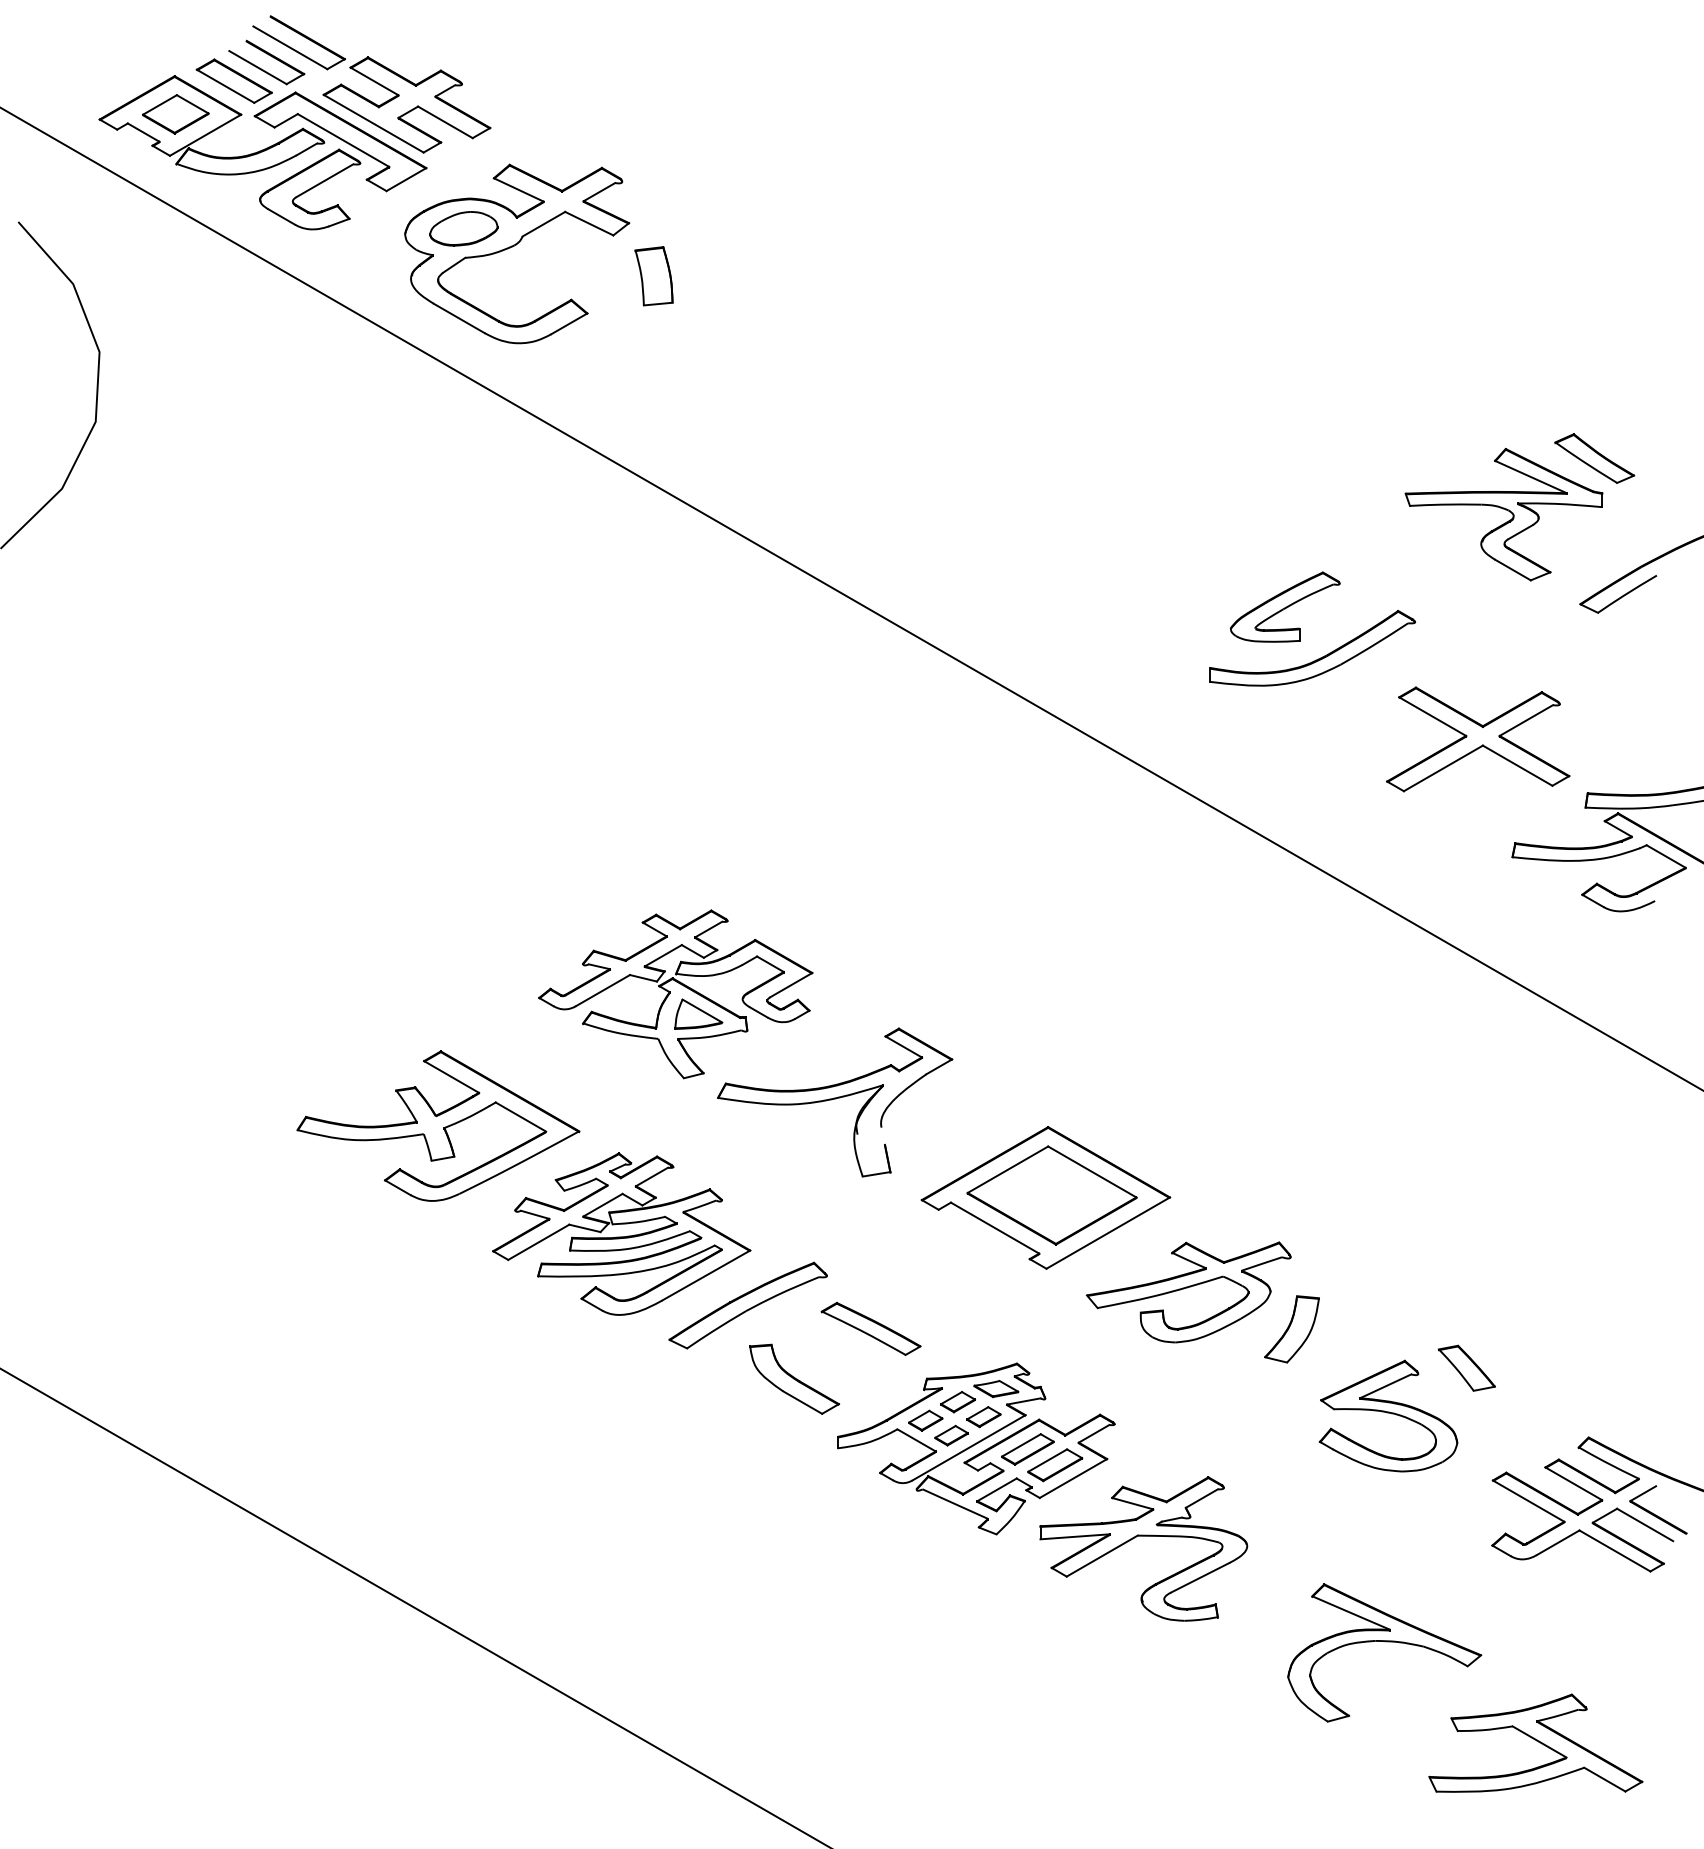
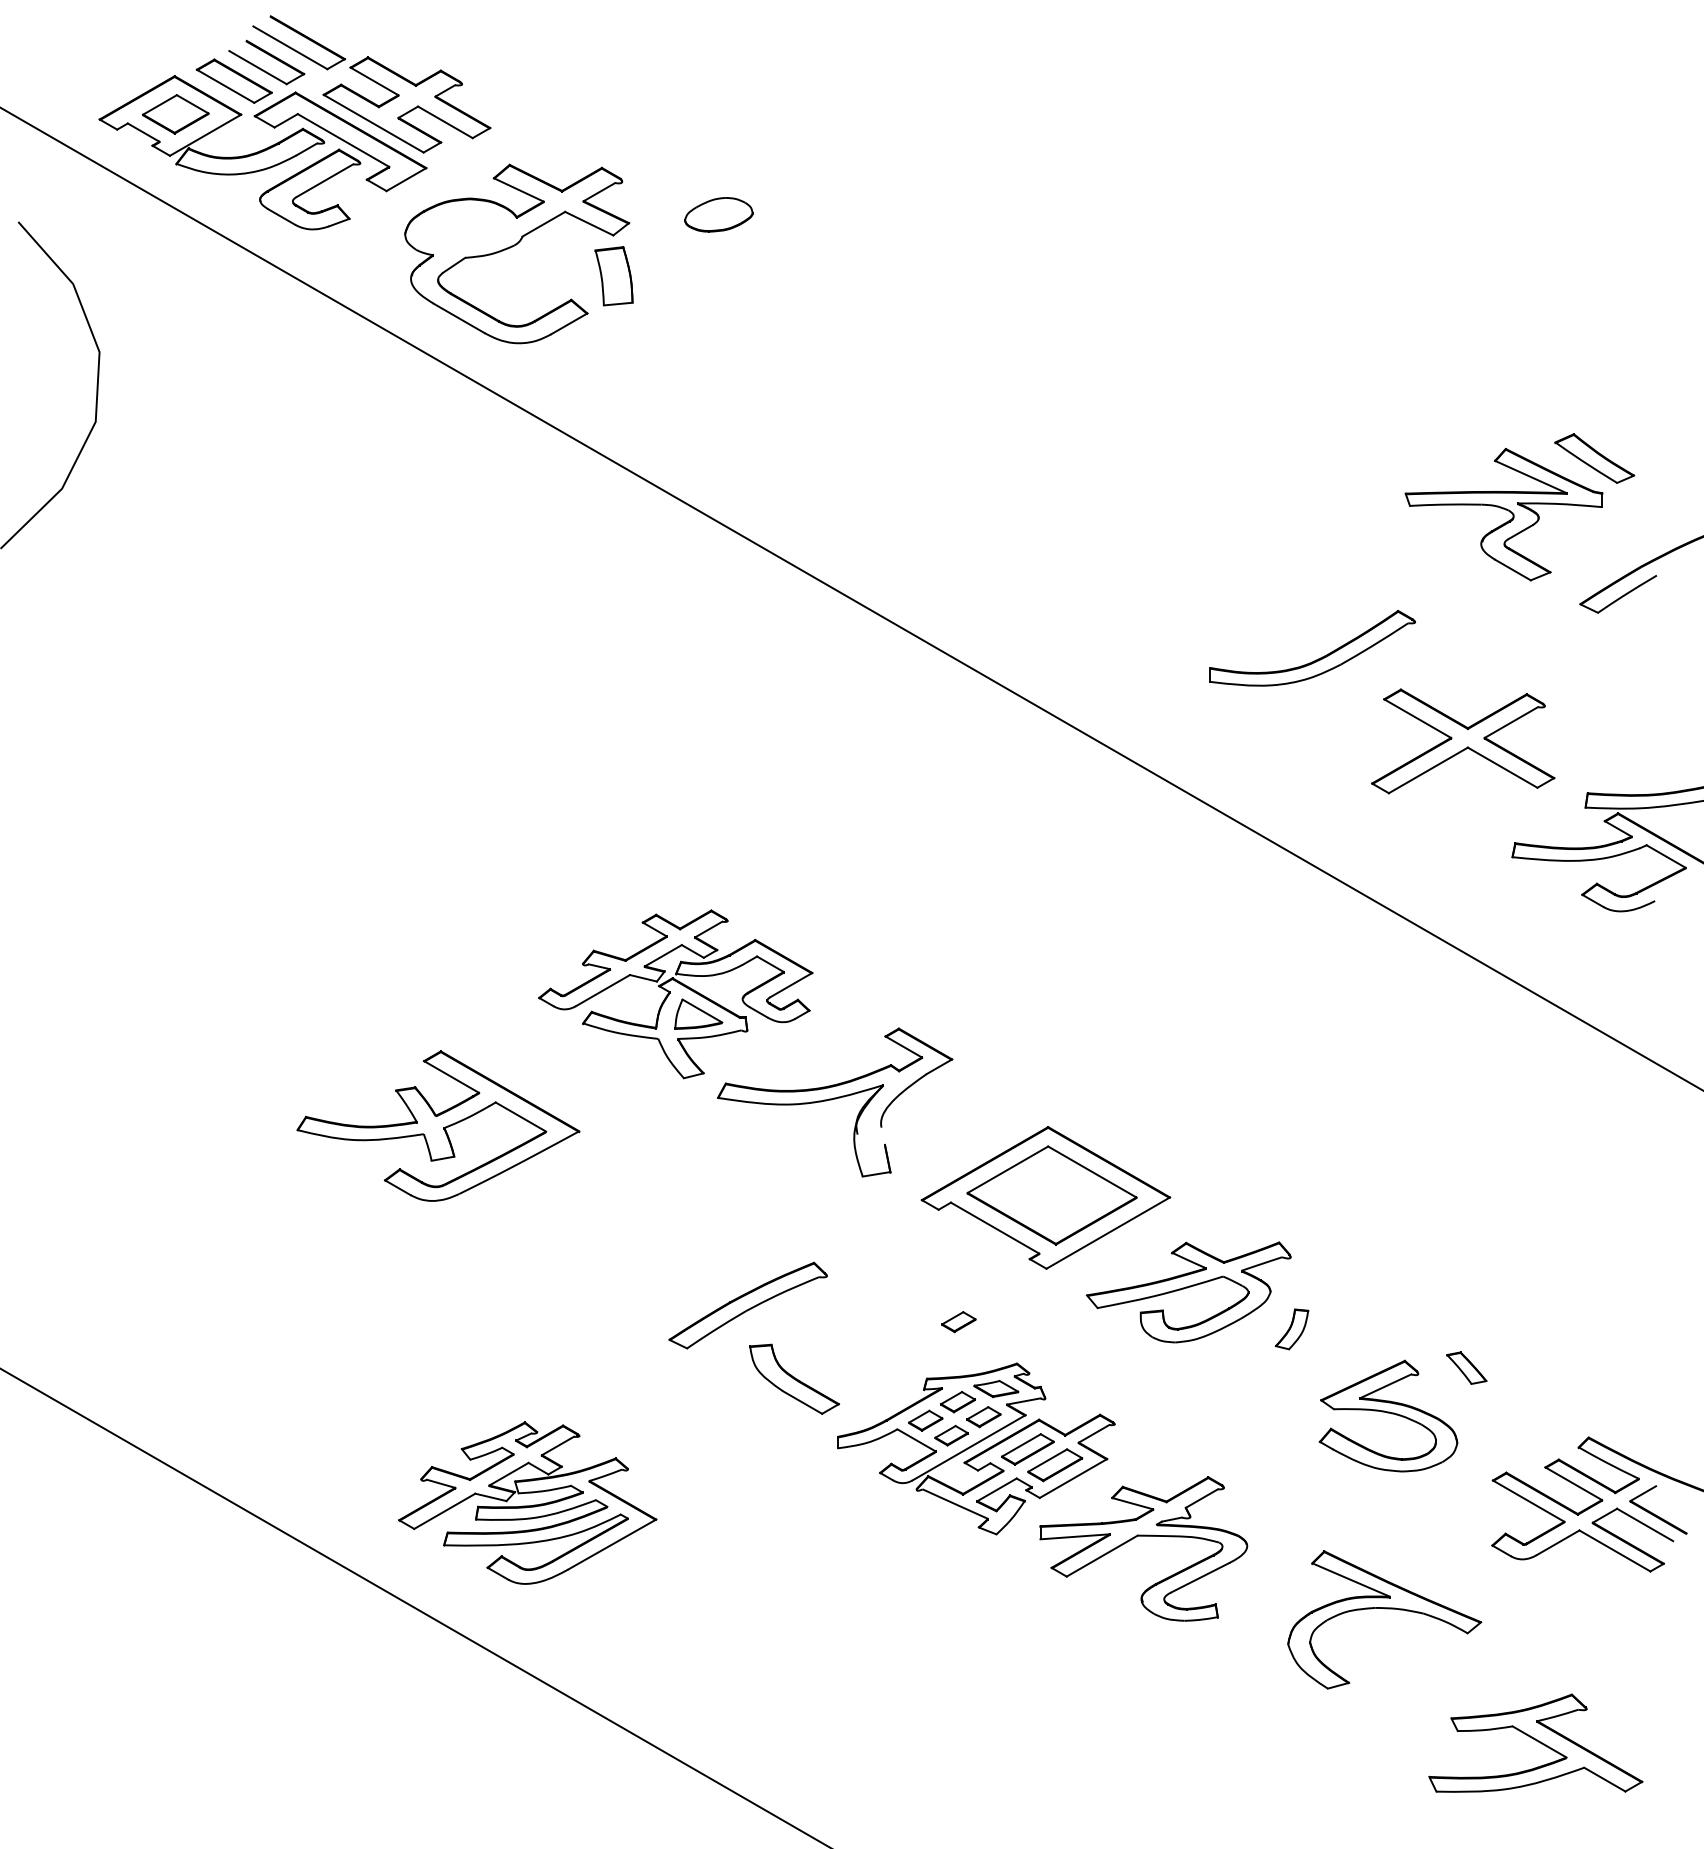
part position: (463, 228) -> (718, 214) (718, 214)
part position: (653, 276) -> (613, 276) (613, 276)
part: present -> none (1285, 606)
part position: (1478, 739) -> (1463, 741) (1463, 741)
part position: (621, 1233) -> (527, 1502) (527, 1502)
part: none -> present (958, 1322)
part: present -> none (870, 1328)
part size: 56x69 px -> 36x43 px (1291, 1329)
part size: 59x48 px -> 42x34 px (1466, 1367)
part position: (1384, 1642) -> (1384, 1609) (1384, 1609)
